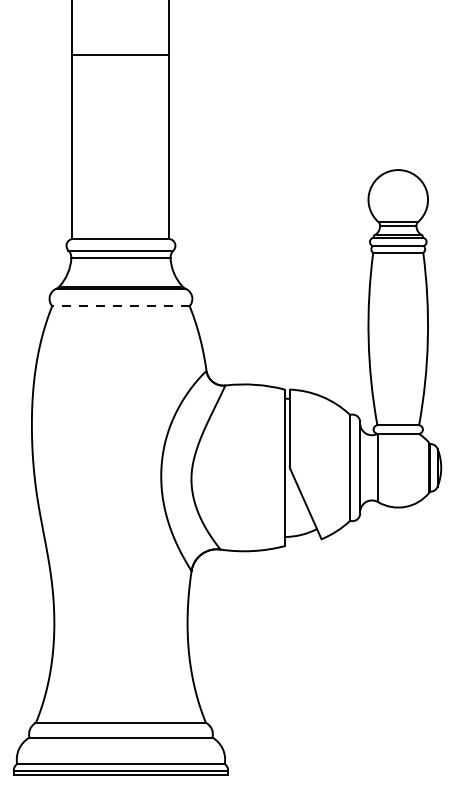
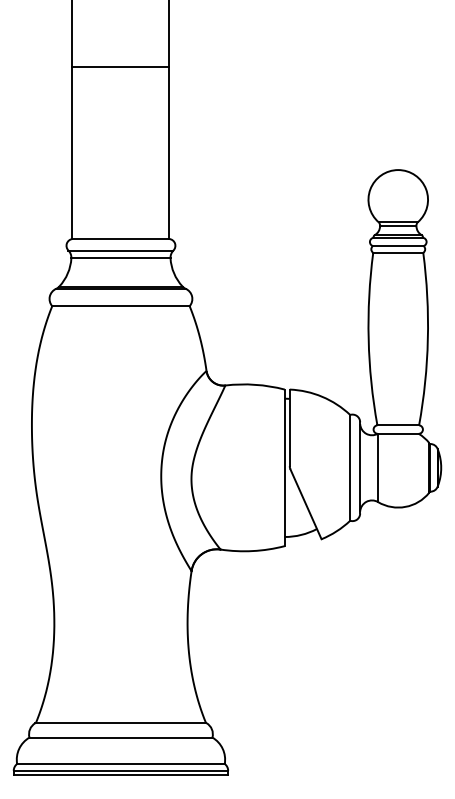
line position: (120, 55) -> (120, 67) (120, 67)
line: dashed -> solid (120, 306)
